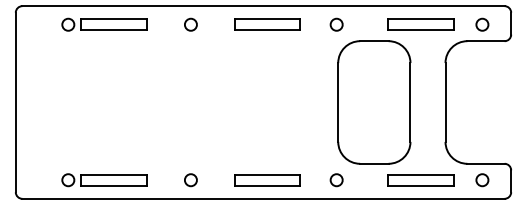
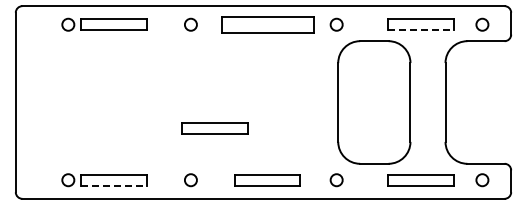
part size: 67x13 px -> 94x18 px (267, 24)
line: solid -> dashed (420, 30)
part: none -> present (214, 128)
line: solid -> dashed (114, 185)
